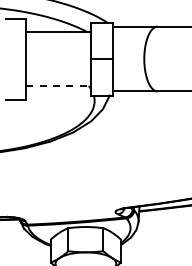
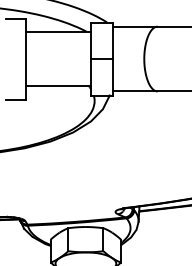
line: dashed -> solid (58, 86)
